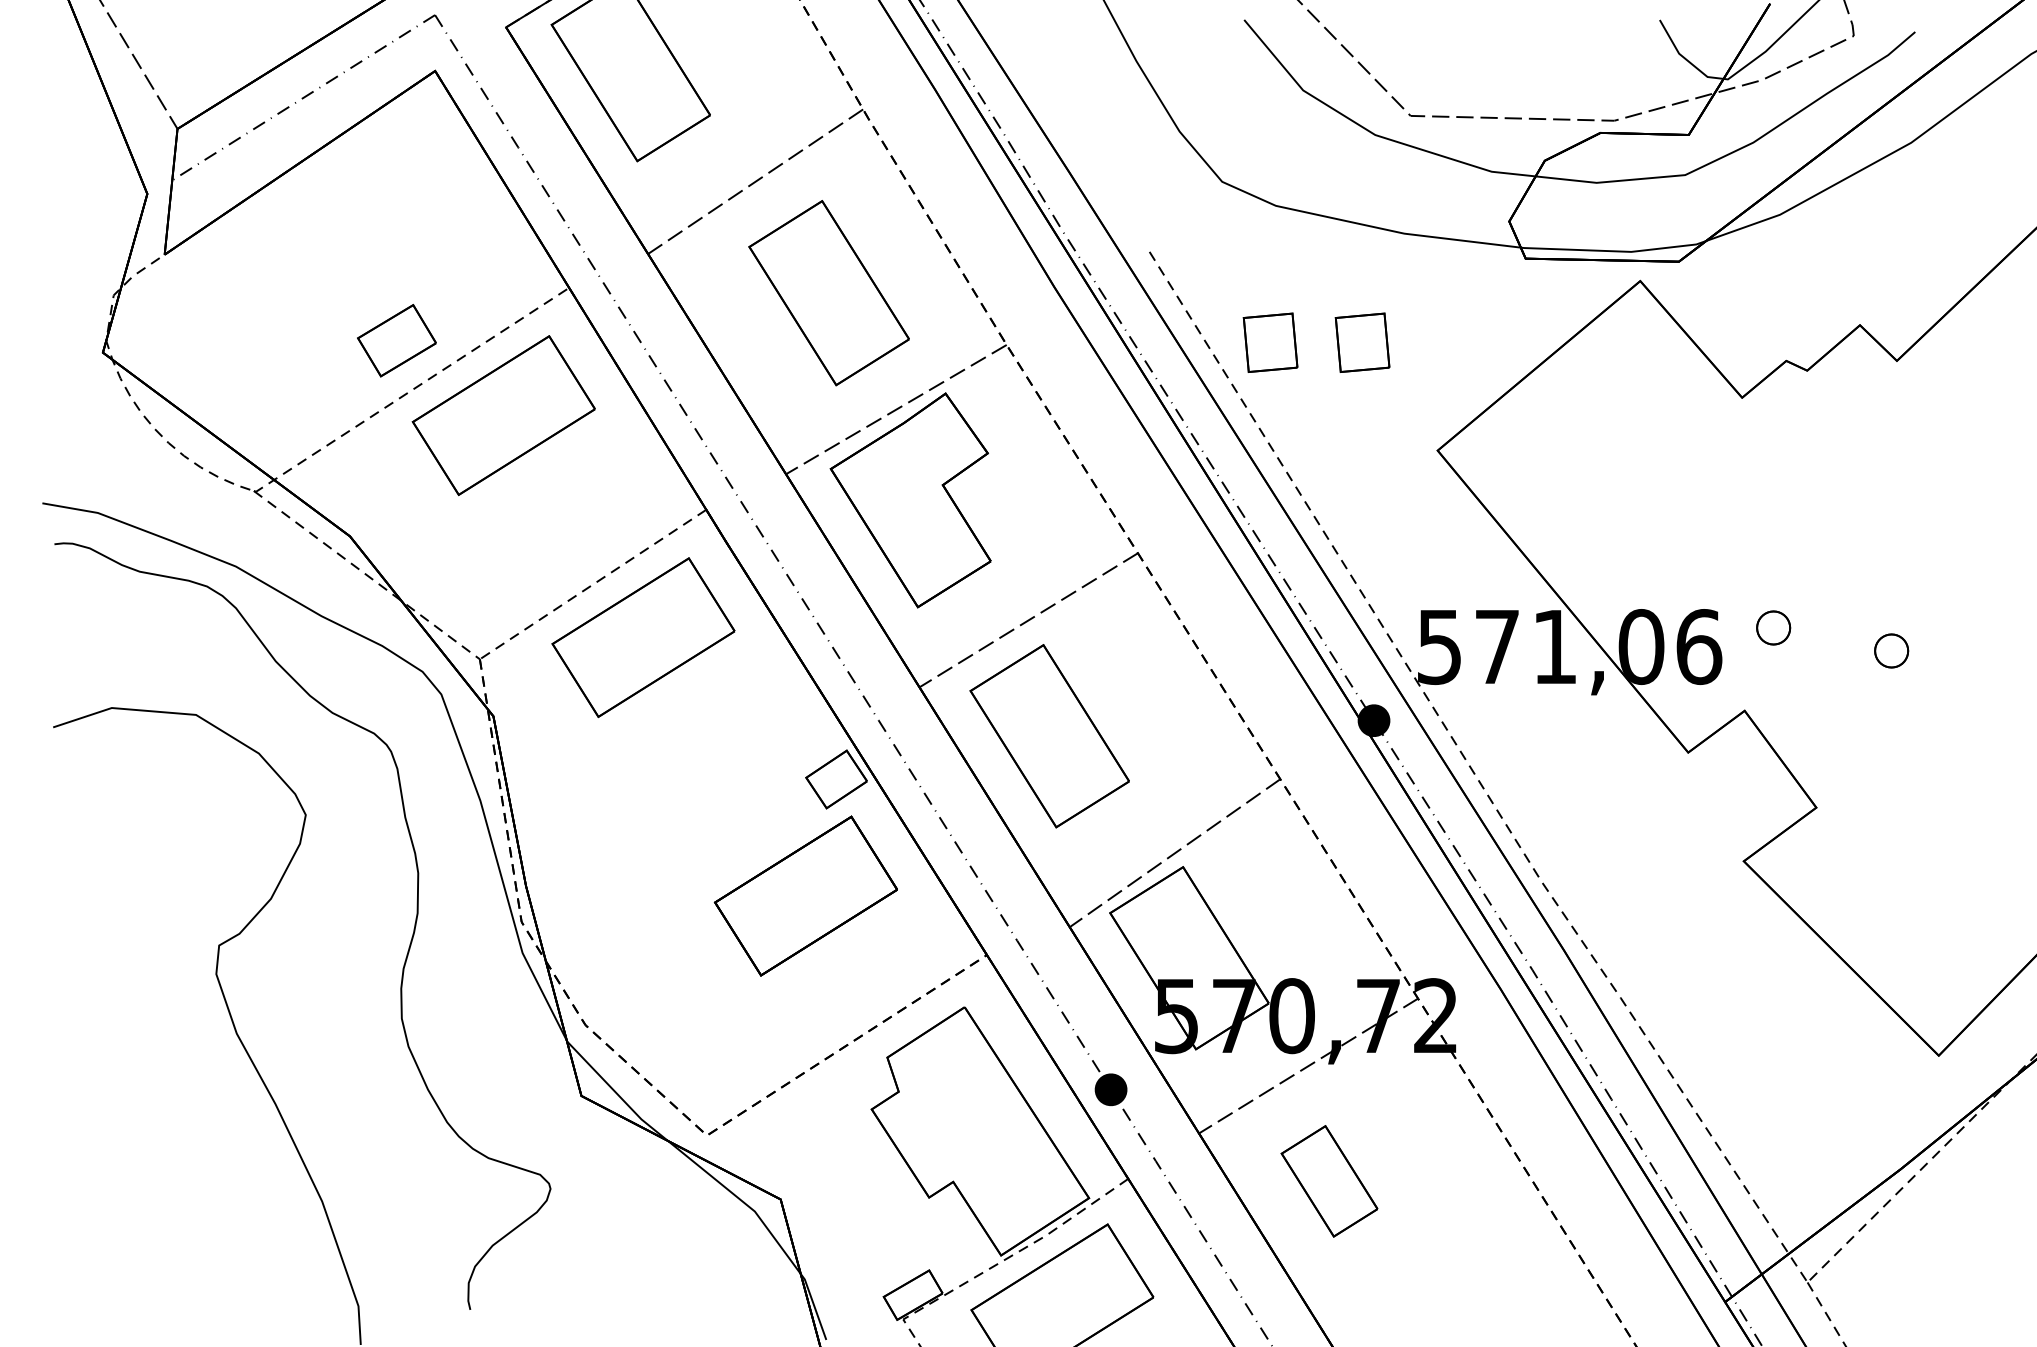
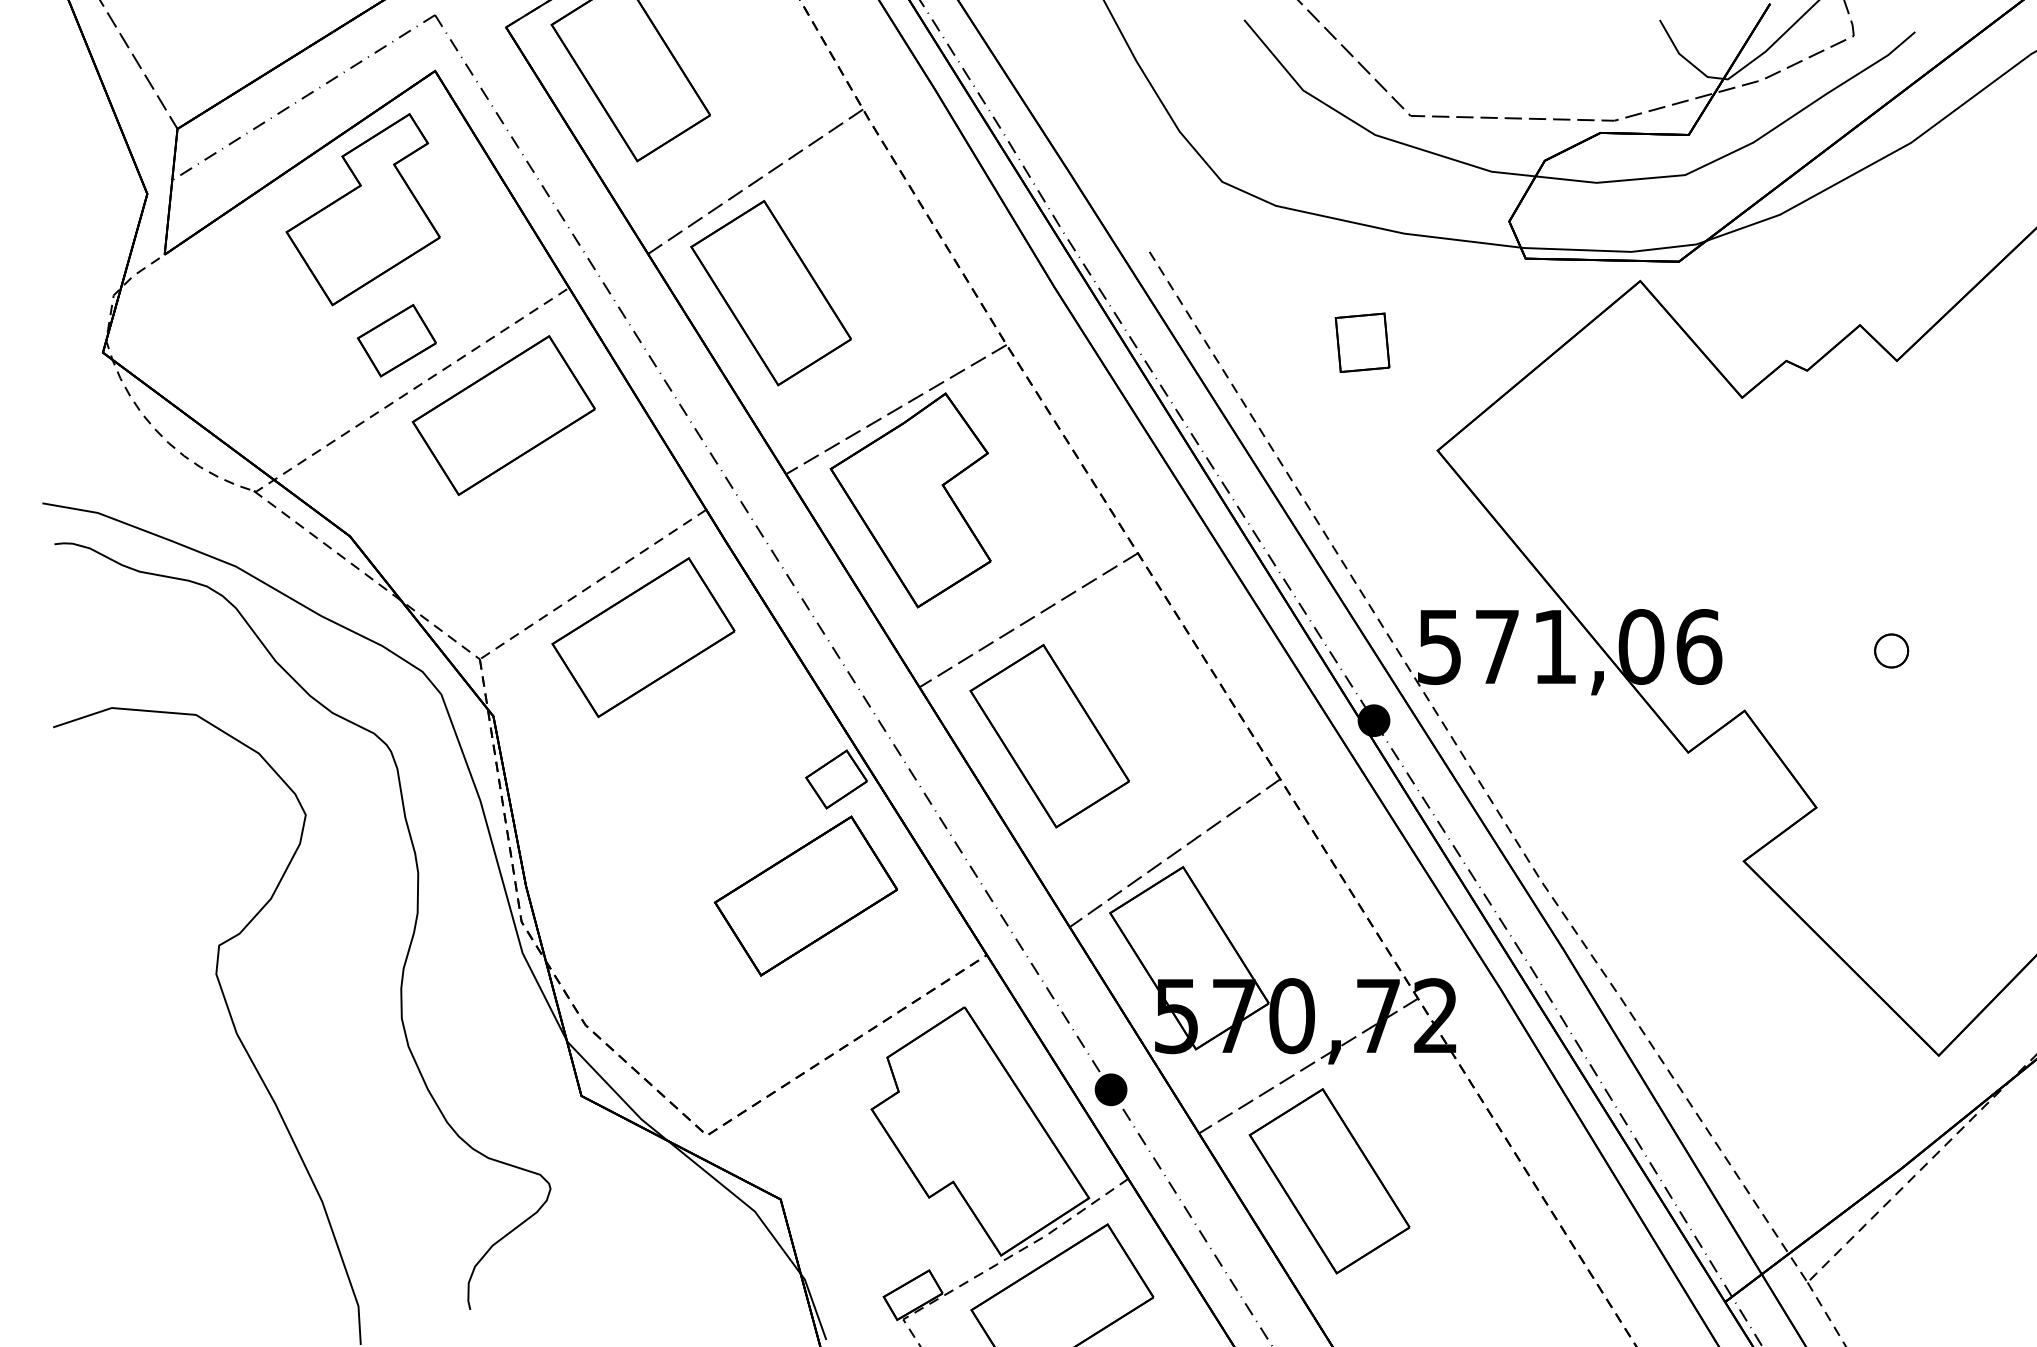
part: none -> present (362, 209)
part position: (828, 293) -> (770, 293) (770, 293)
part: present -> none (1270, 342)
part: present -> none (1773, 627)
part size: 99x113 px -> 163x187 px (1329, 1181)
